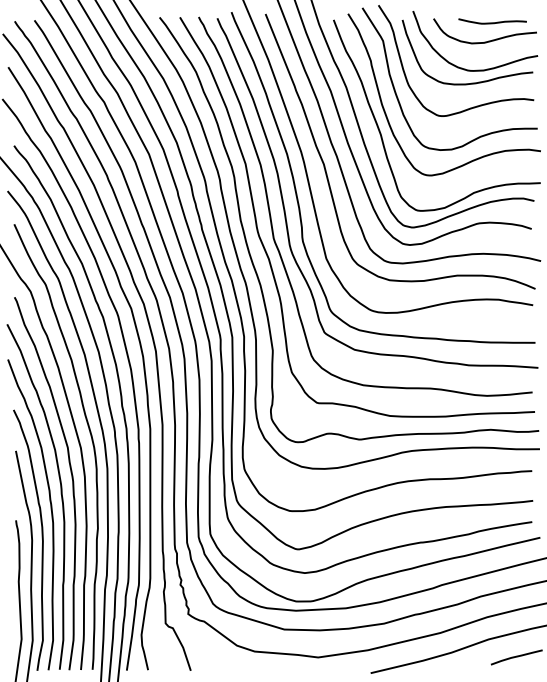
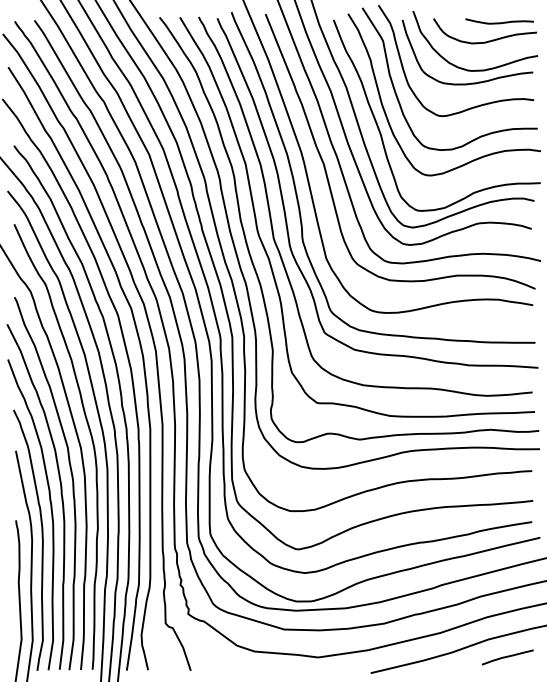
curve position: (492, 22) -> (499, 22) (499, 22)
curve position: (516, 657) -> (507, 657) (507, 657)
